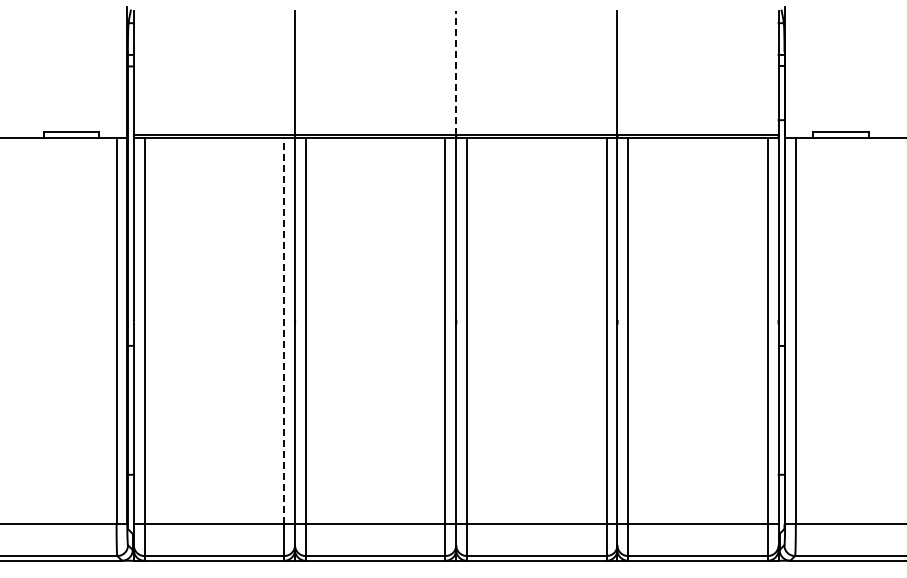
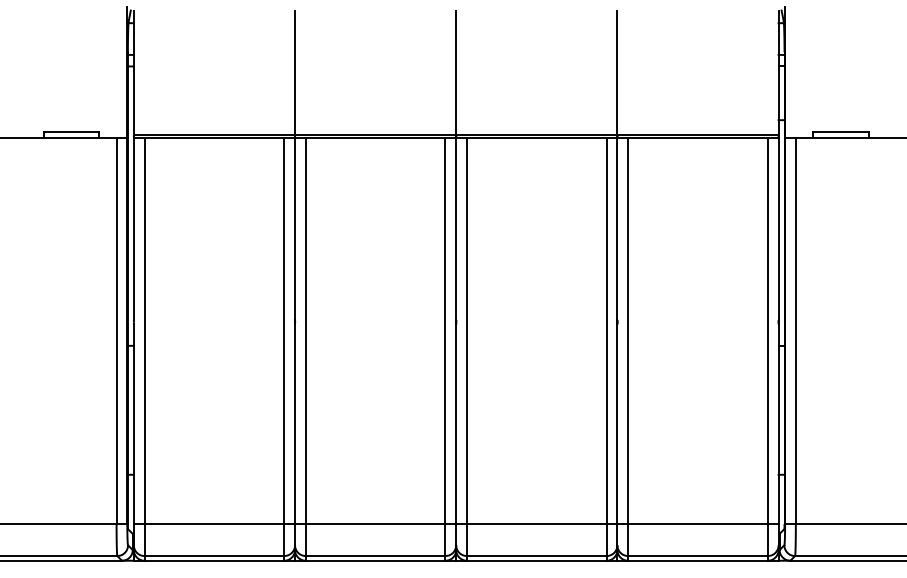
line: dashed -> solid (456, 72)
line: dashed -> solid (284, 331)
